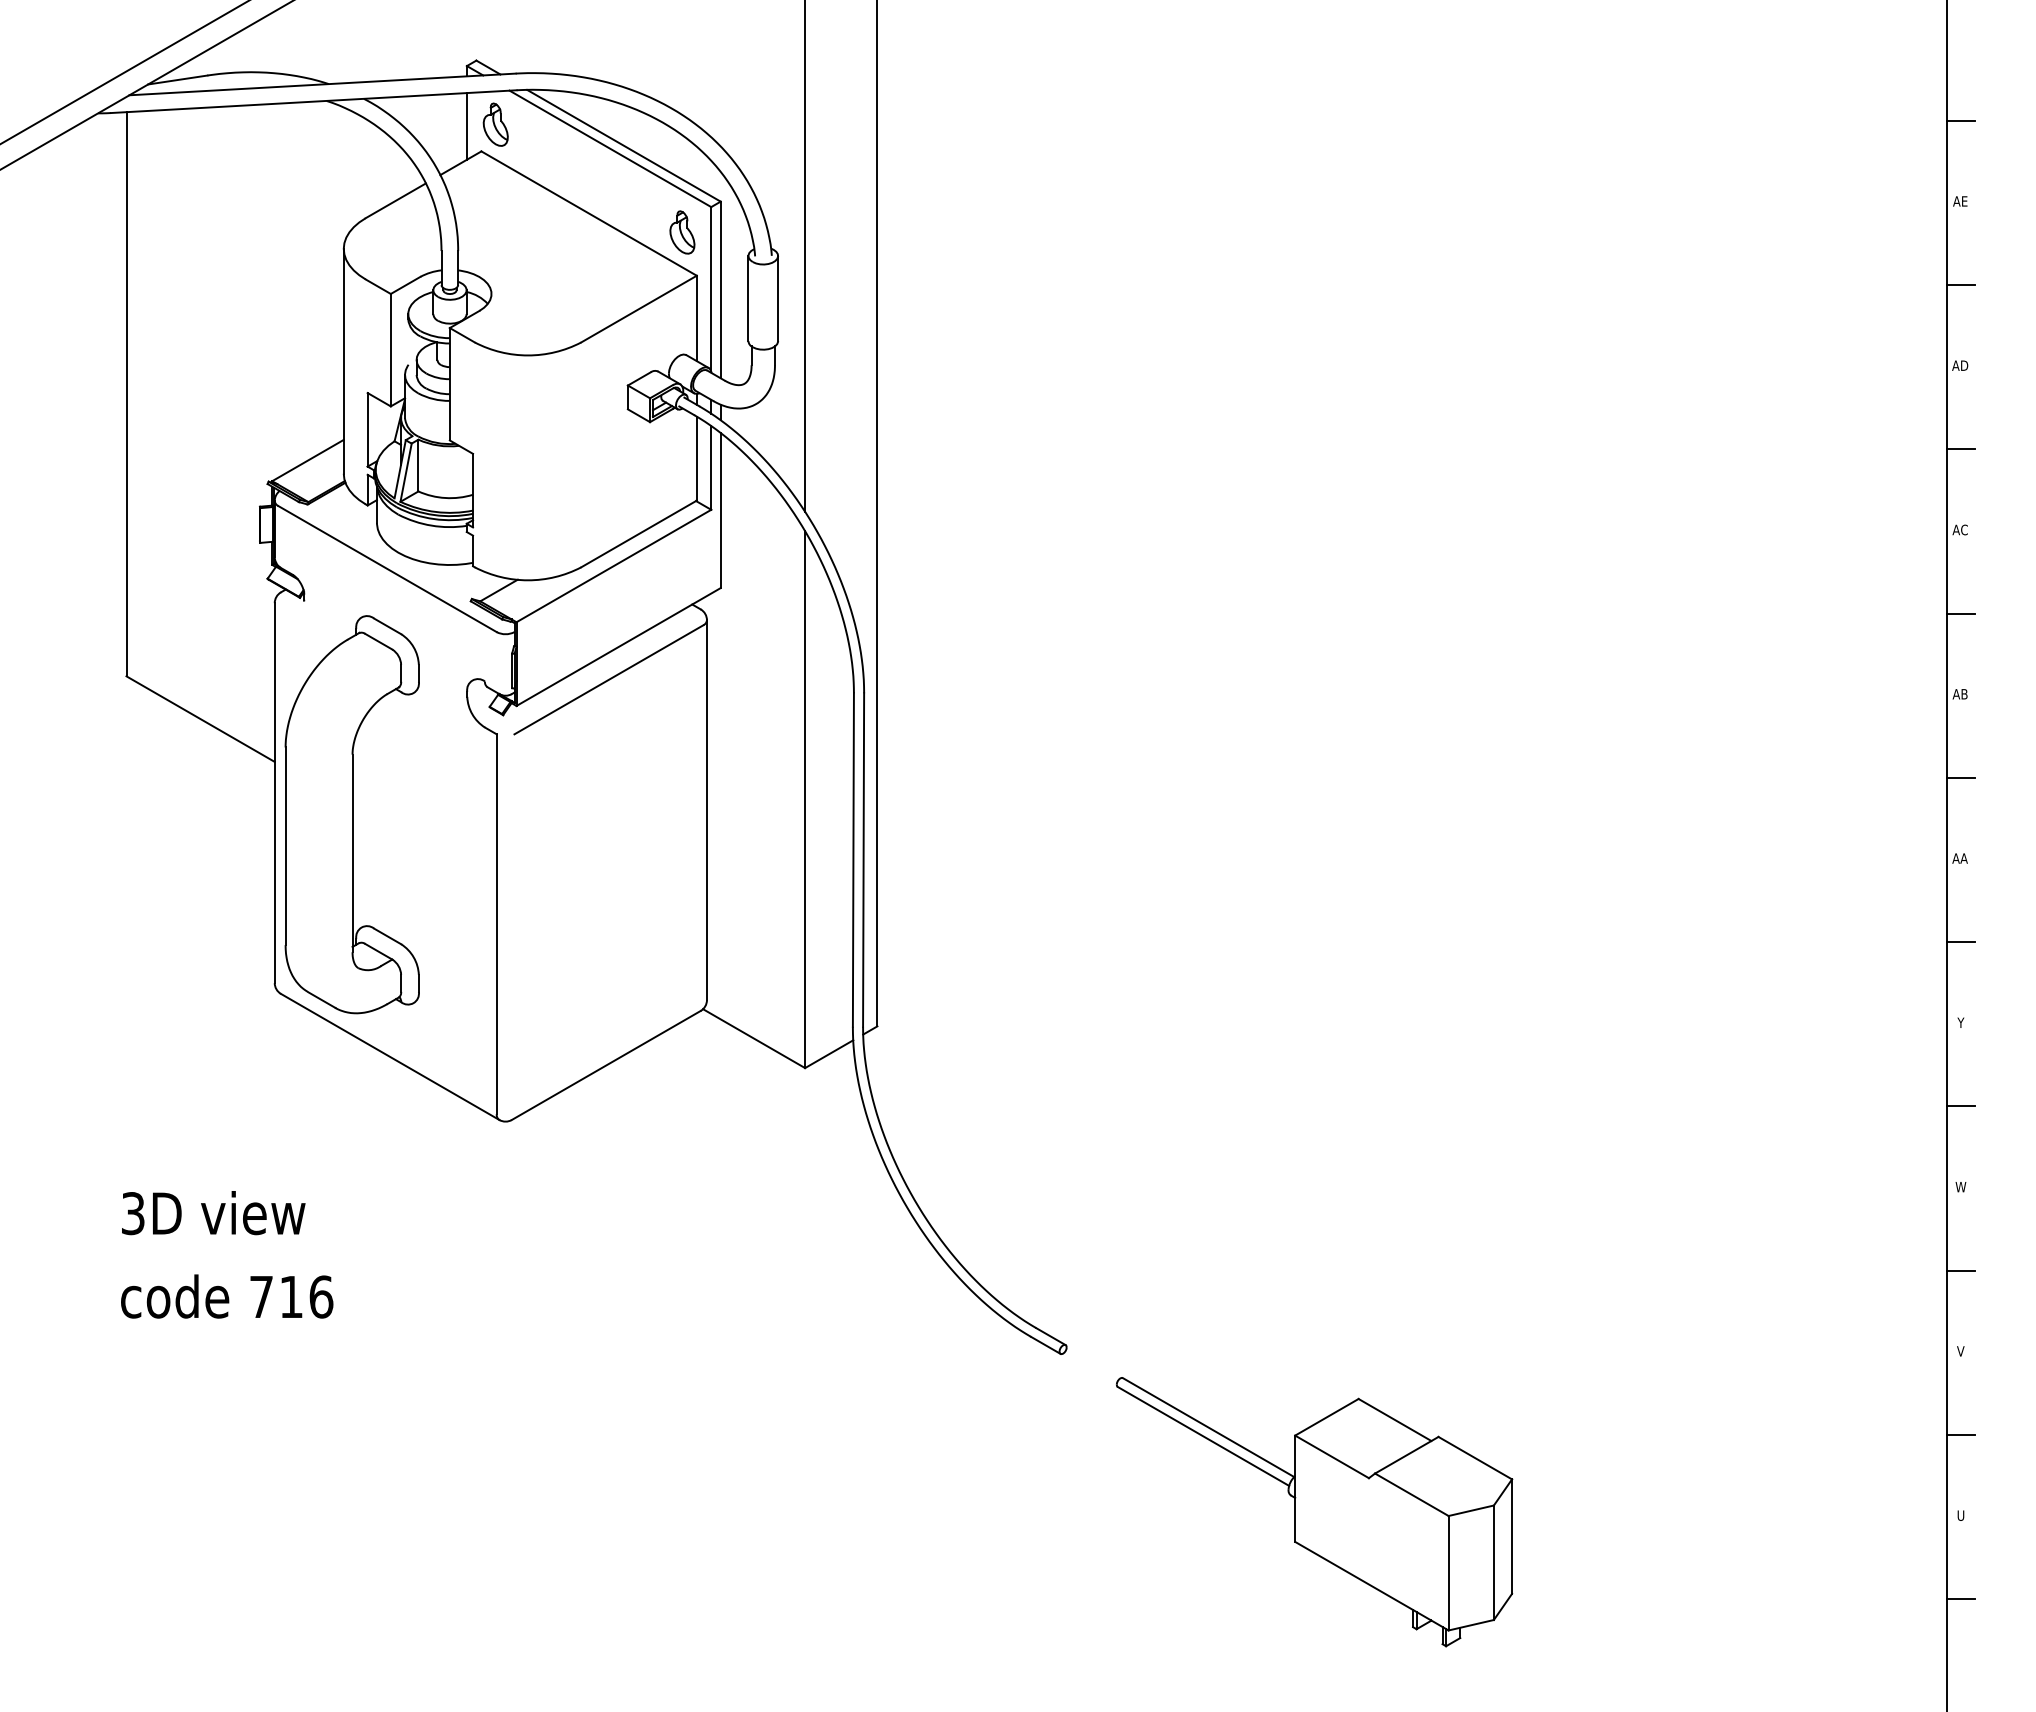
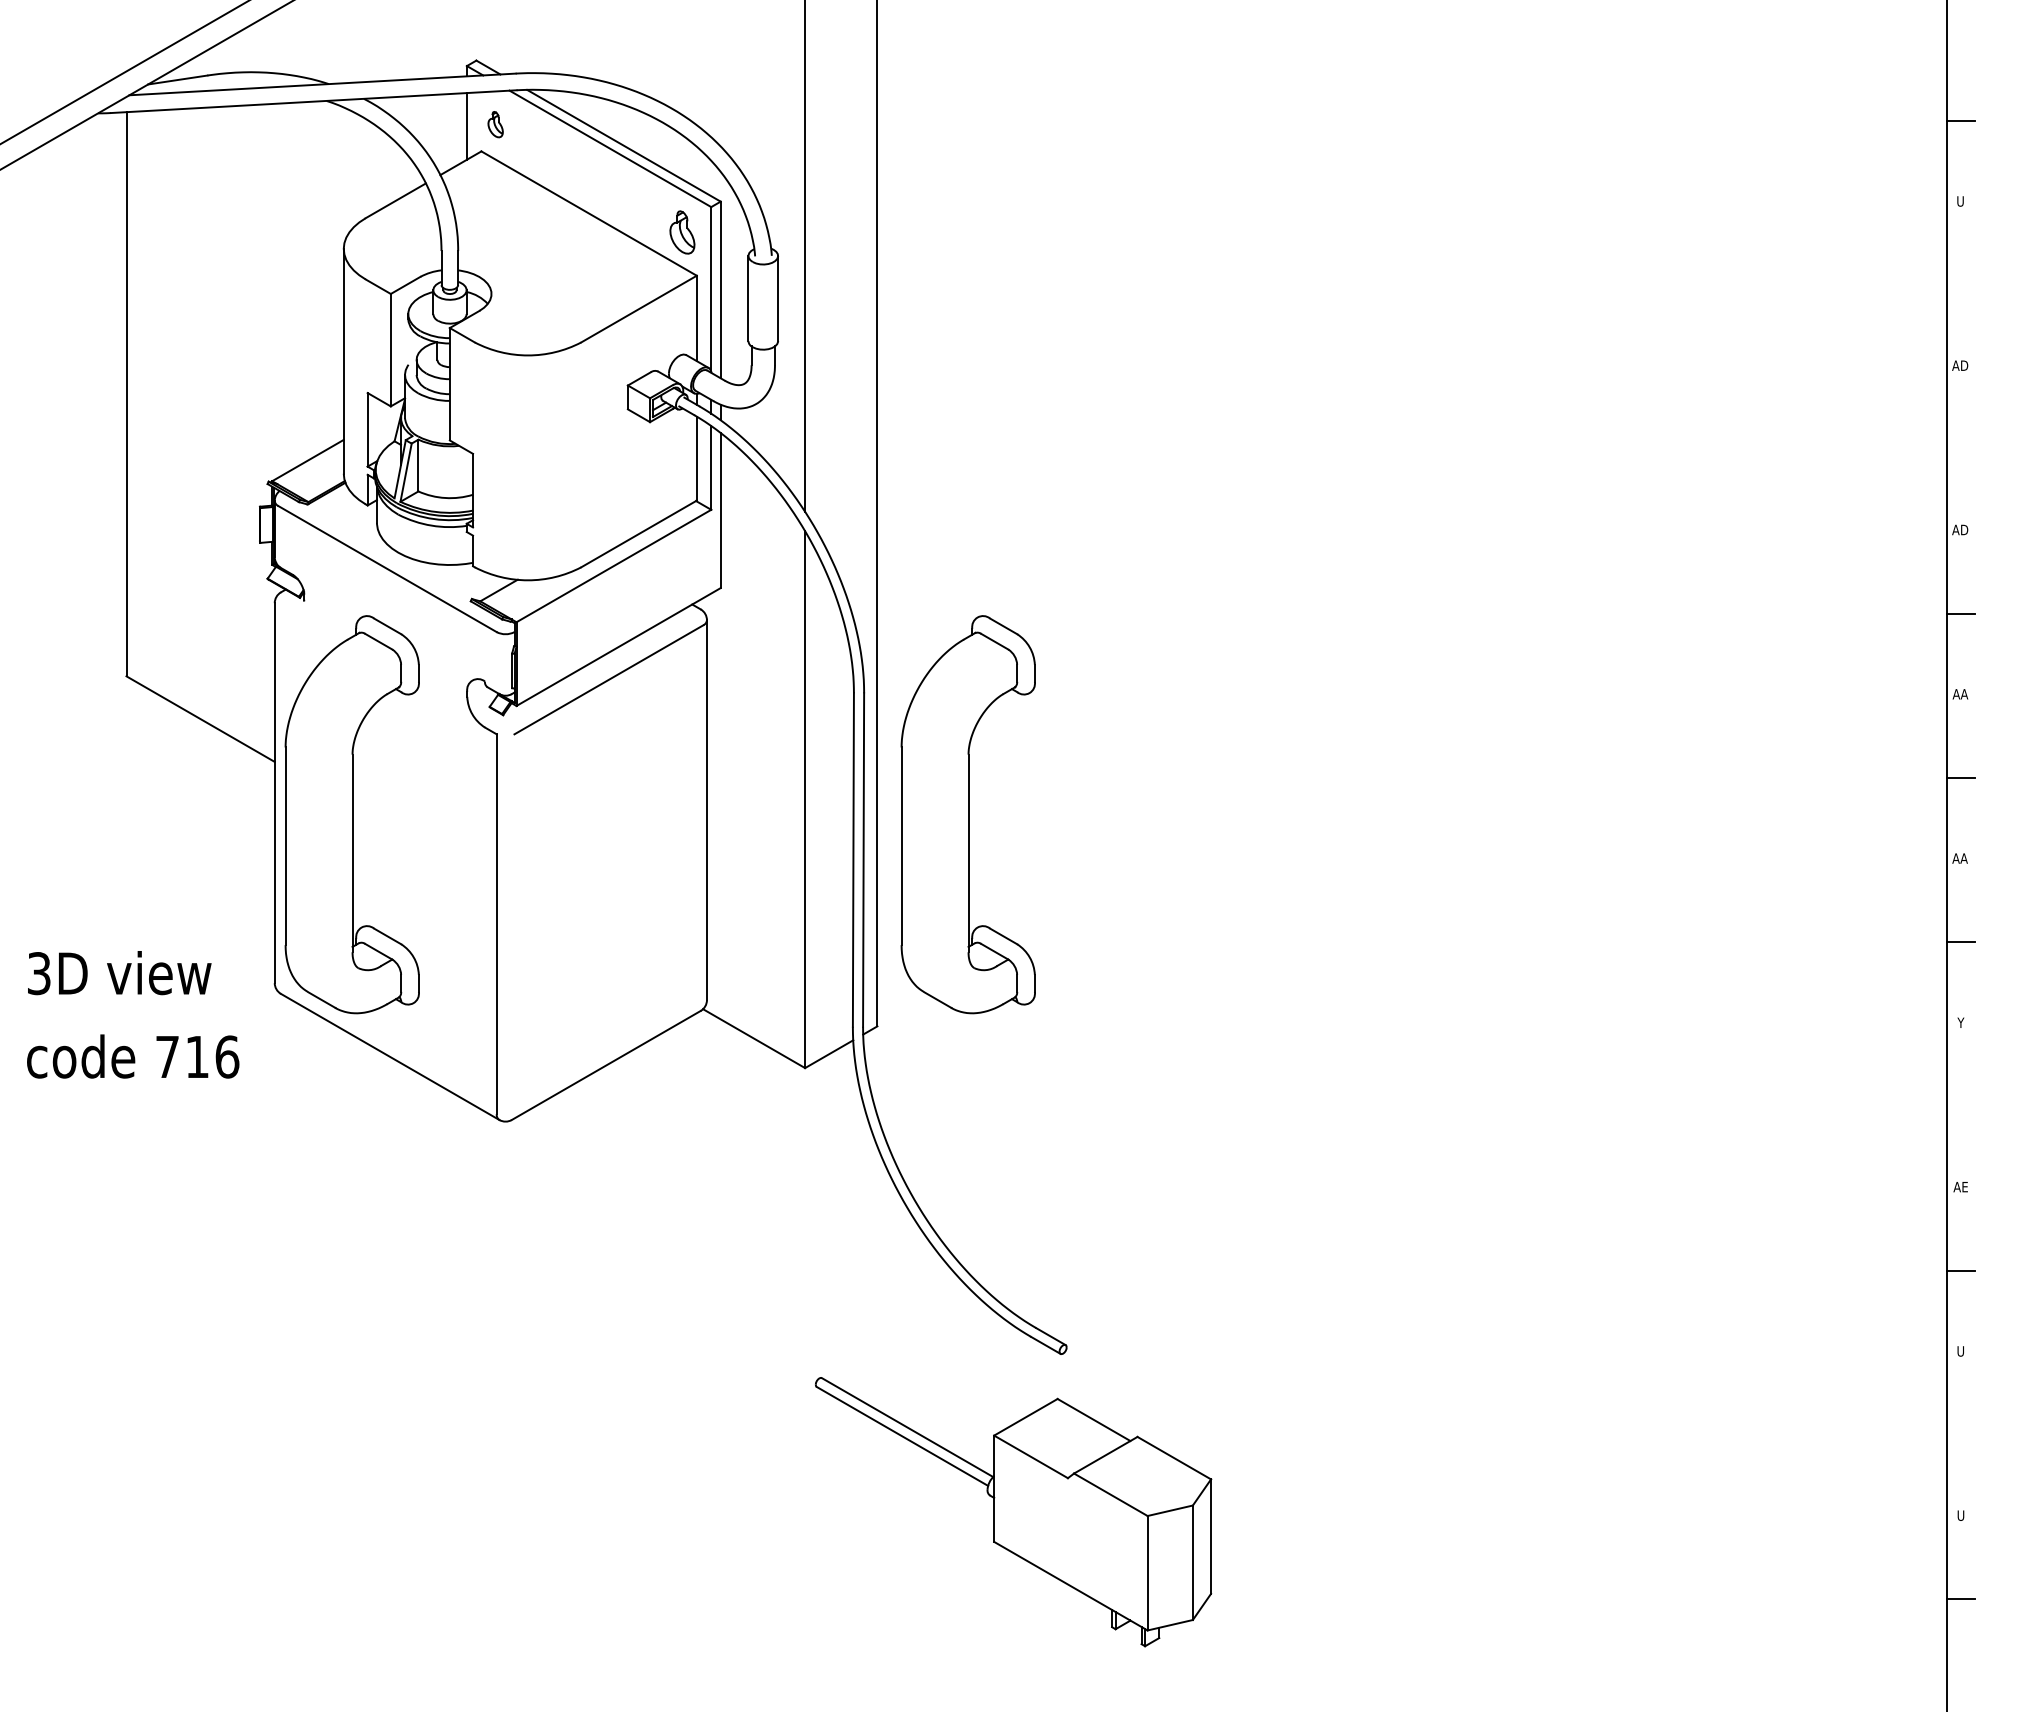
part size: 27x45 px -> 17x28 px (495, 124)
text: AE -> U (1960, 201)
line: present -> none (1960, 285)
line: present -> none (1960, 449)
text: AC -> AD (1960, 529)
text: AB -> AA (1964, 694)
part: none -> present (967, 814)
line: present -> none (1960, 1106)
text: W -> AE (1960, 1187)
text position: (227, 1254) -> (133, 1014) (133, 1014)
text: V -> U (1960, 1351)
line: present -> none (1960, 1434)
part position: (1314, 1512) -> (1013, 1512) (1013, 1512)
